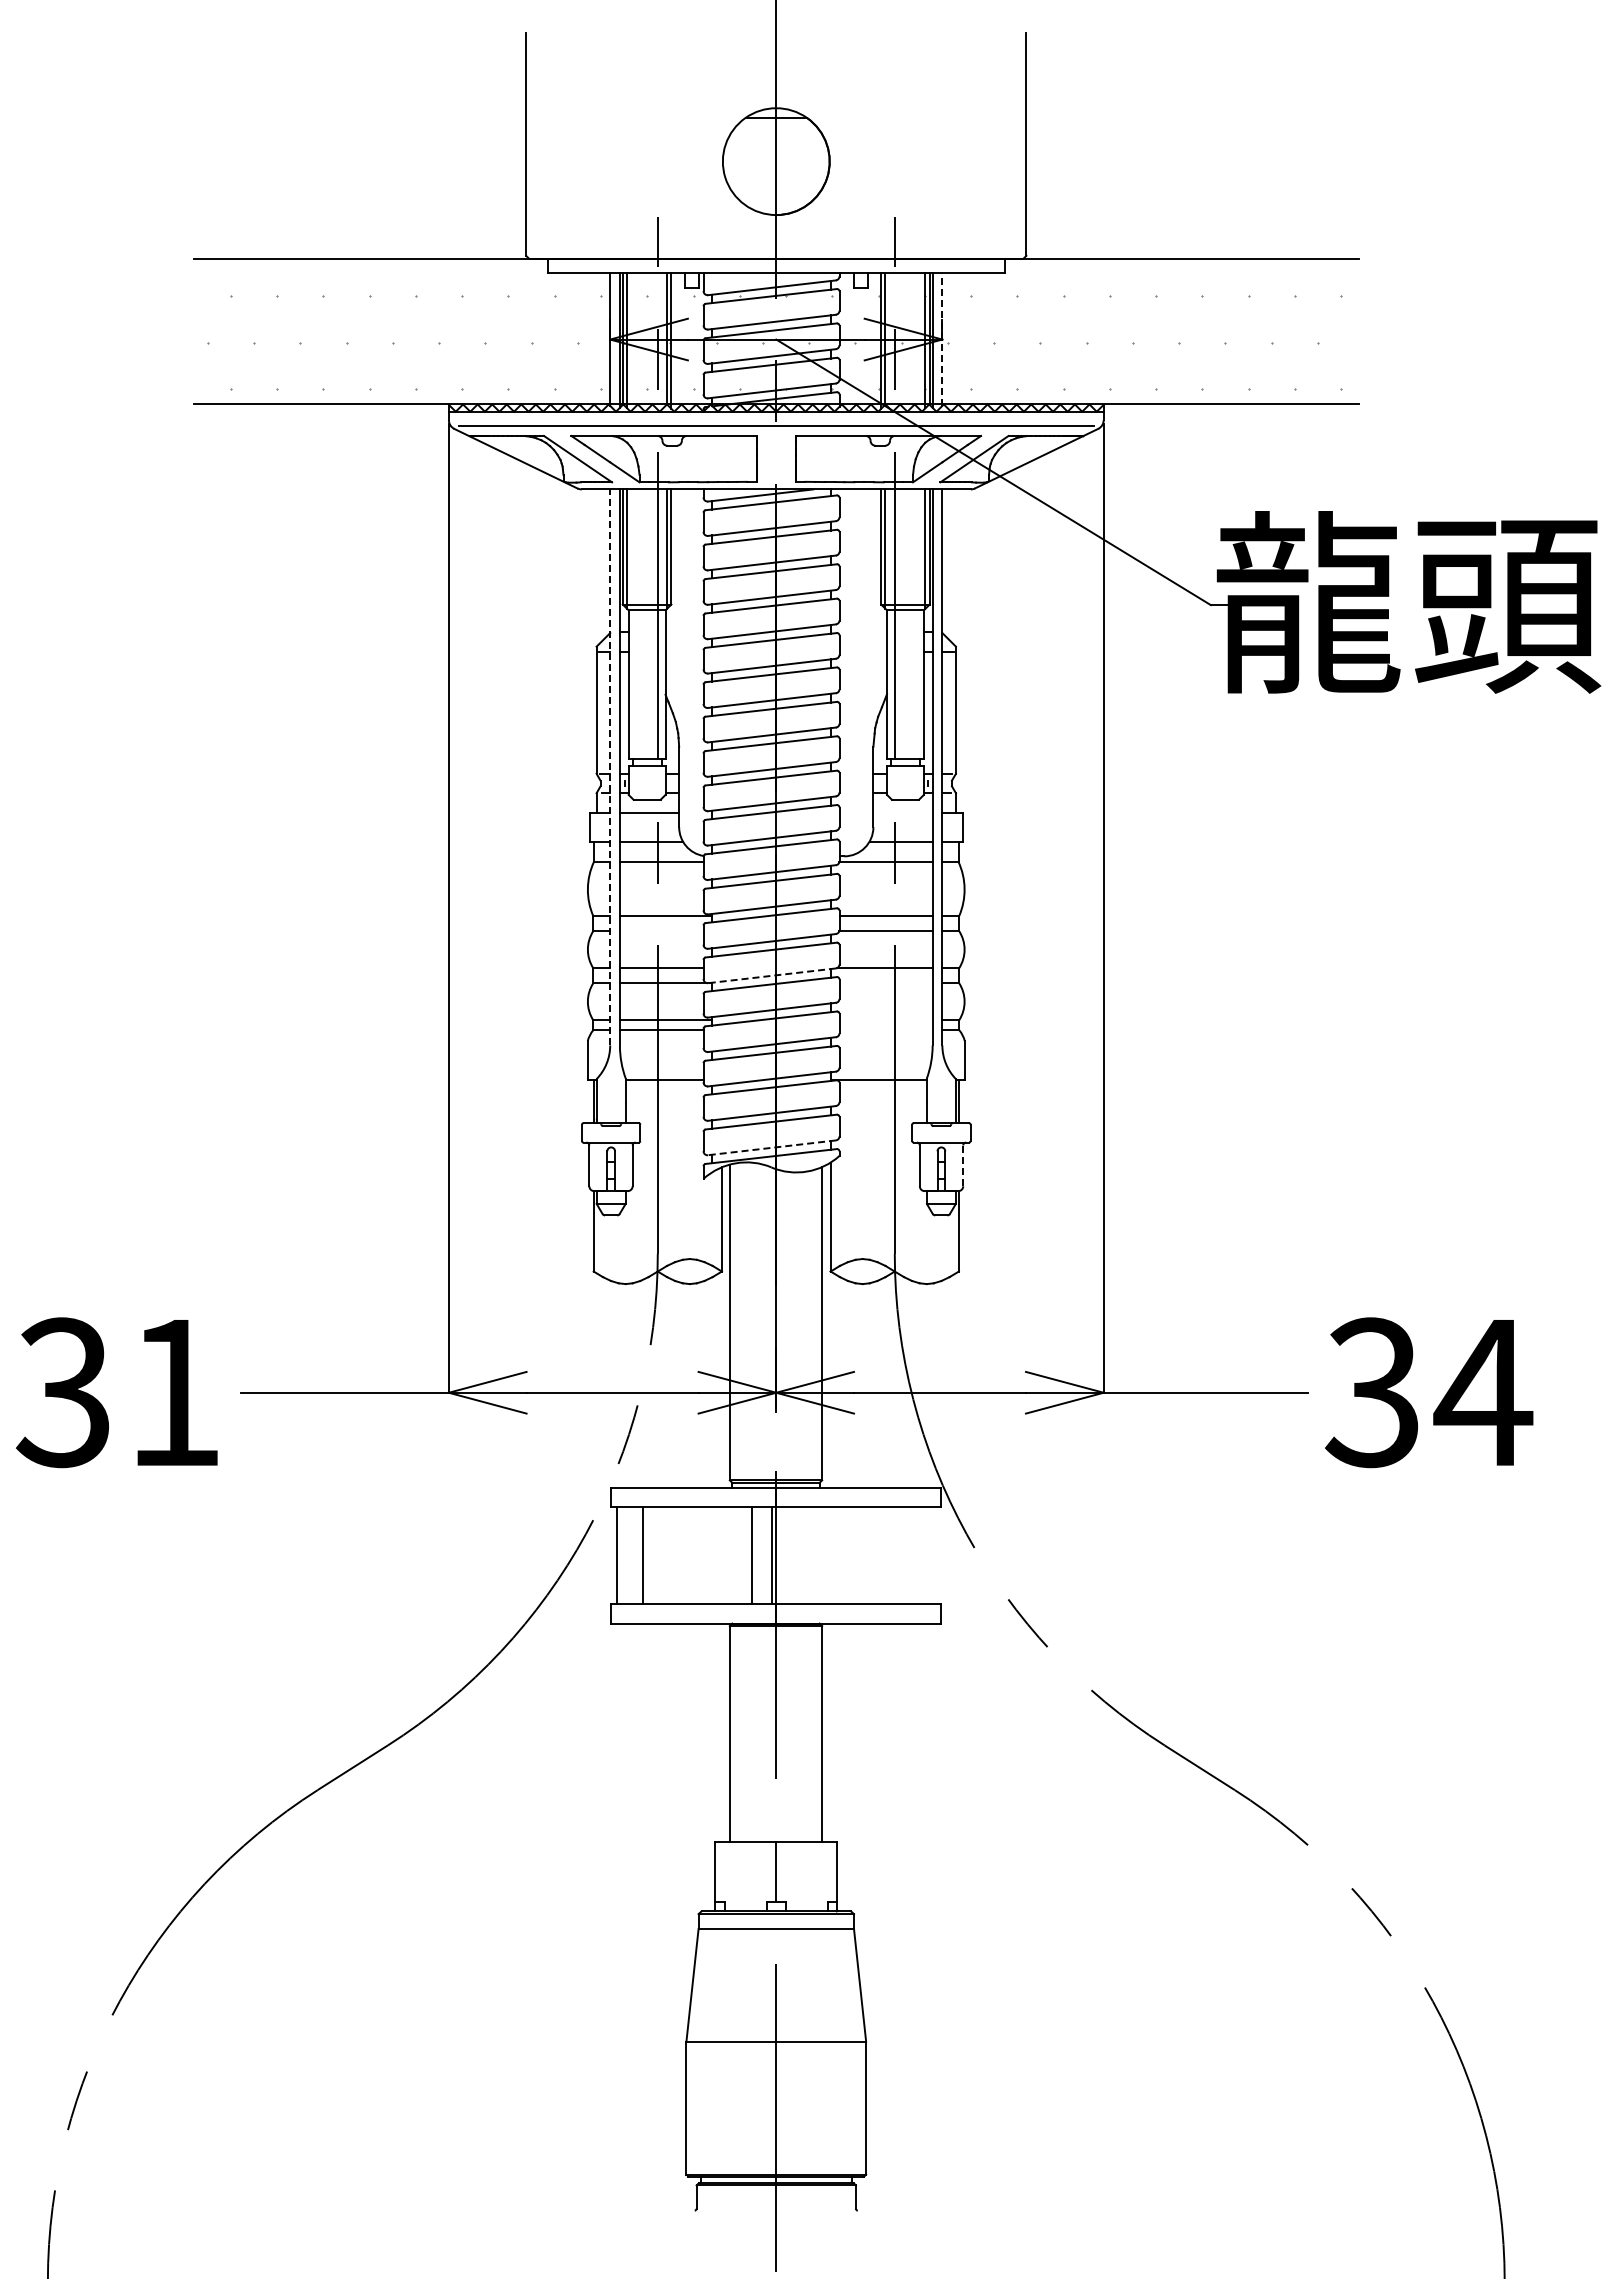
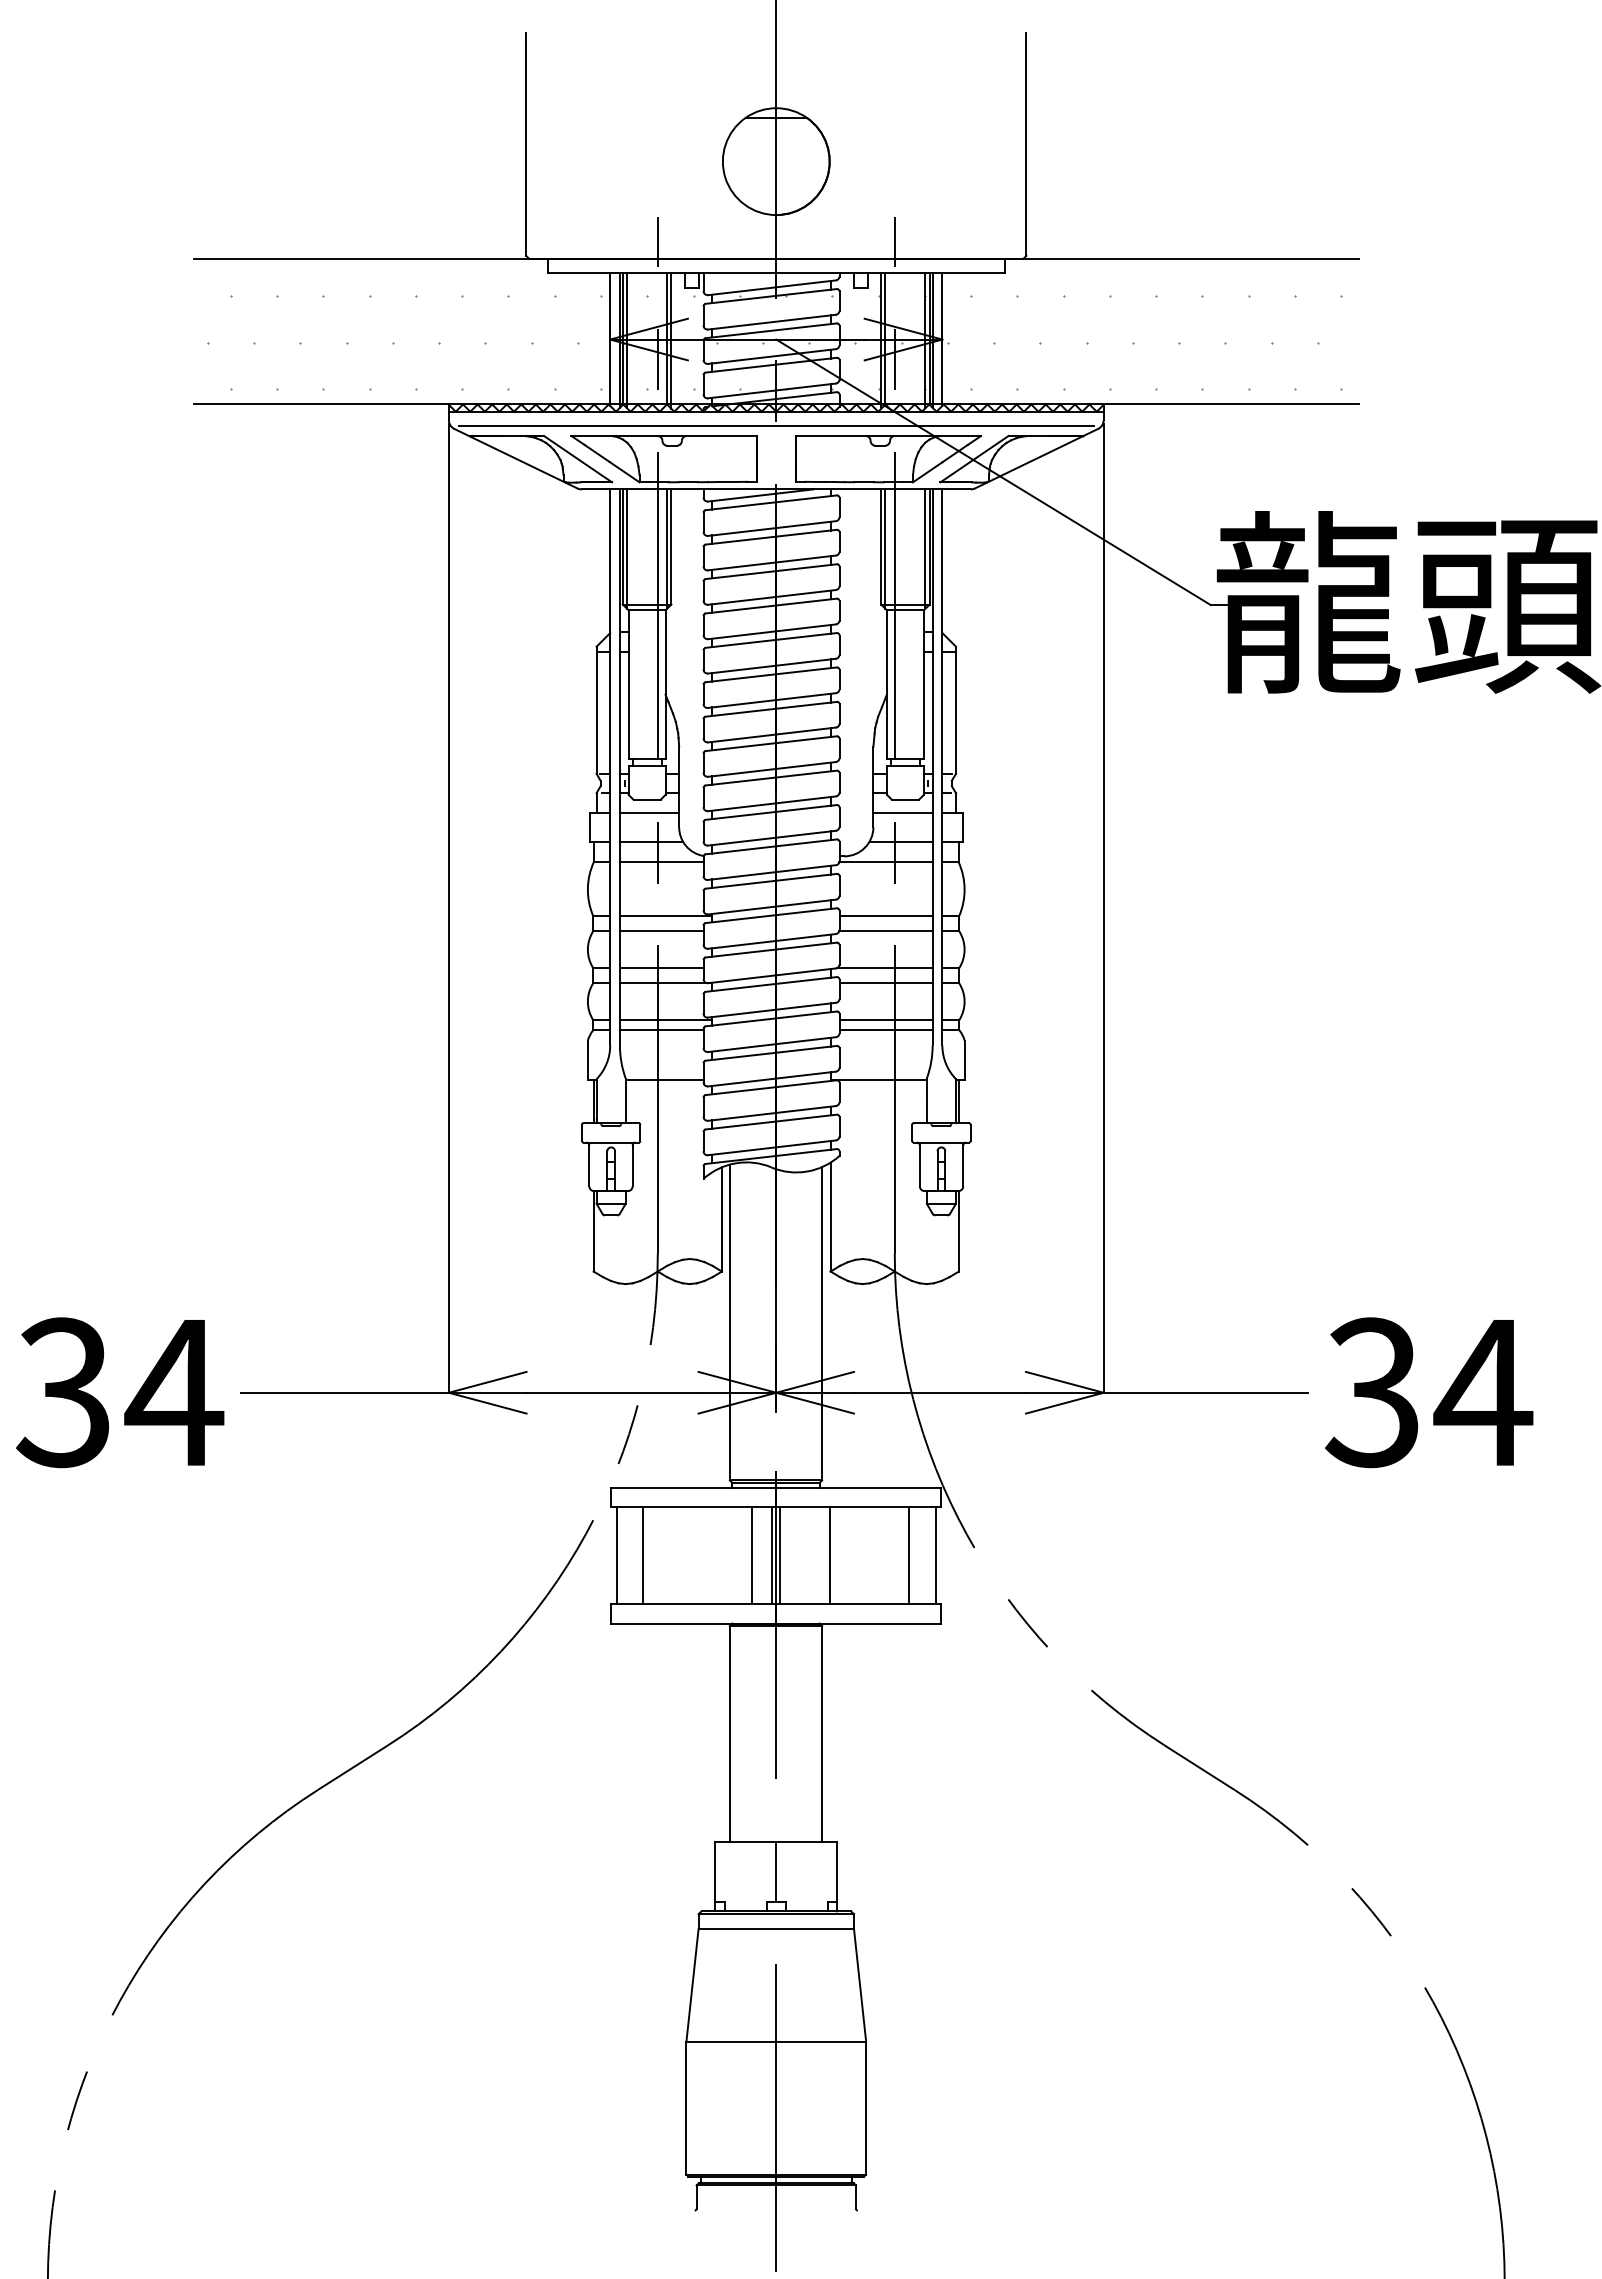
line: dashed -> solid (942, 339)
line: dashed -> solid (610, 766)
line: none -> present (902, 812)
line: none -> present (661, 931)
line: dashed -> solid (771, 975)
line: none -> present (885, 983)
line: none -> present (885, 1020)
line: none -> present (885, 1030)
line: dashed -> solid (771, 1147)
line: dashed -> solid (963, 1165)
text: 31 -> 34 (174, 1392)
line: none -> present (780, 1555)
line: none -> present (829, 1555)
line: none -> present (909, 1555)
line: none -> present (935, 1555)
